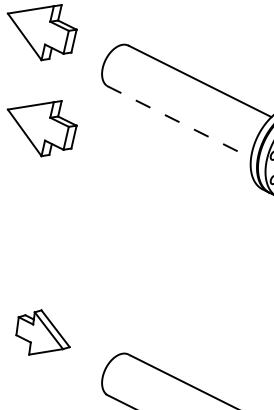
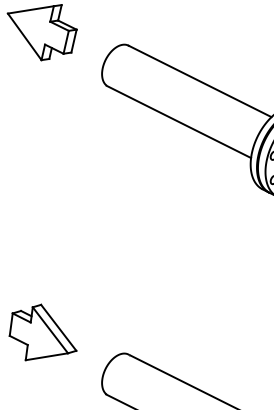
line: dashed -> solid (178, 121)
part: present -> none (41, 128)
part size: 56x47 px -> 70x59 px (42, 332)
